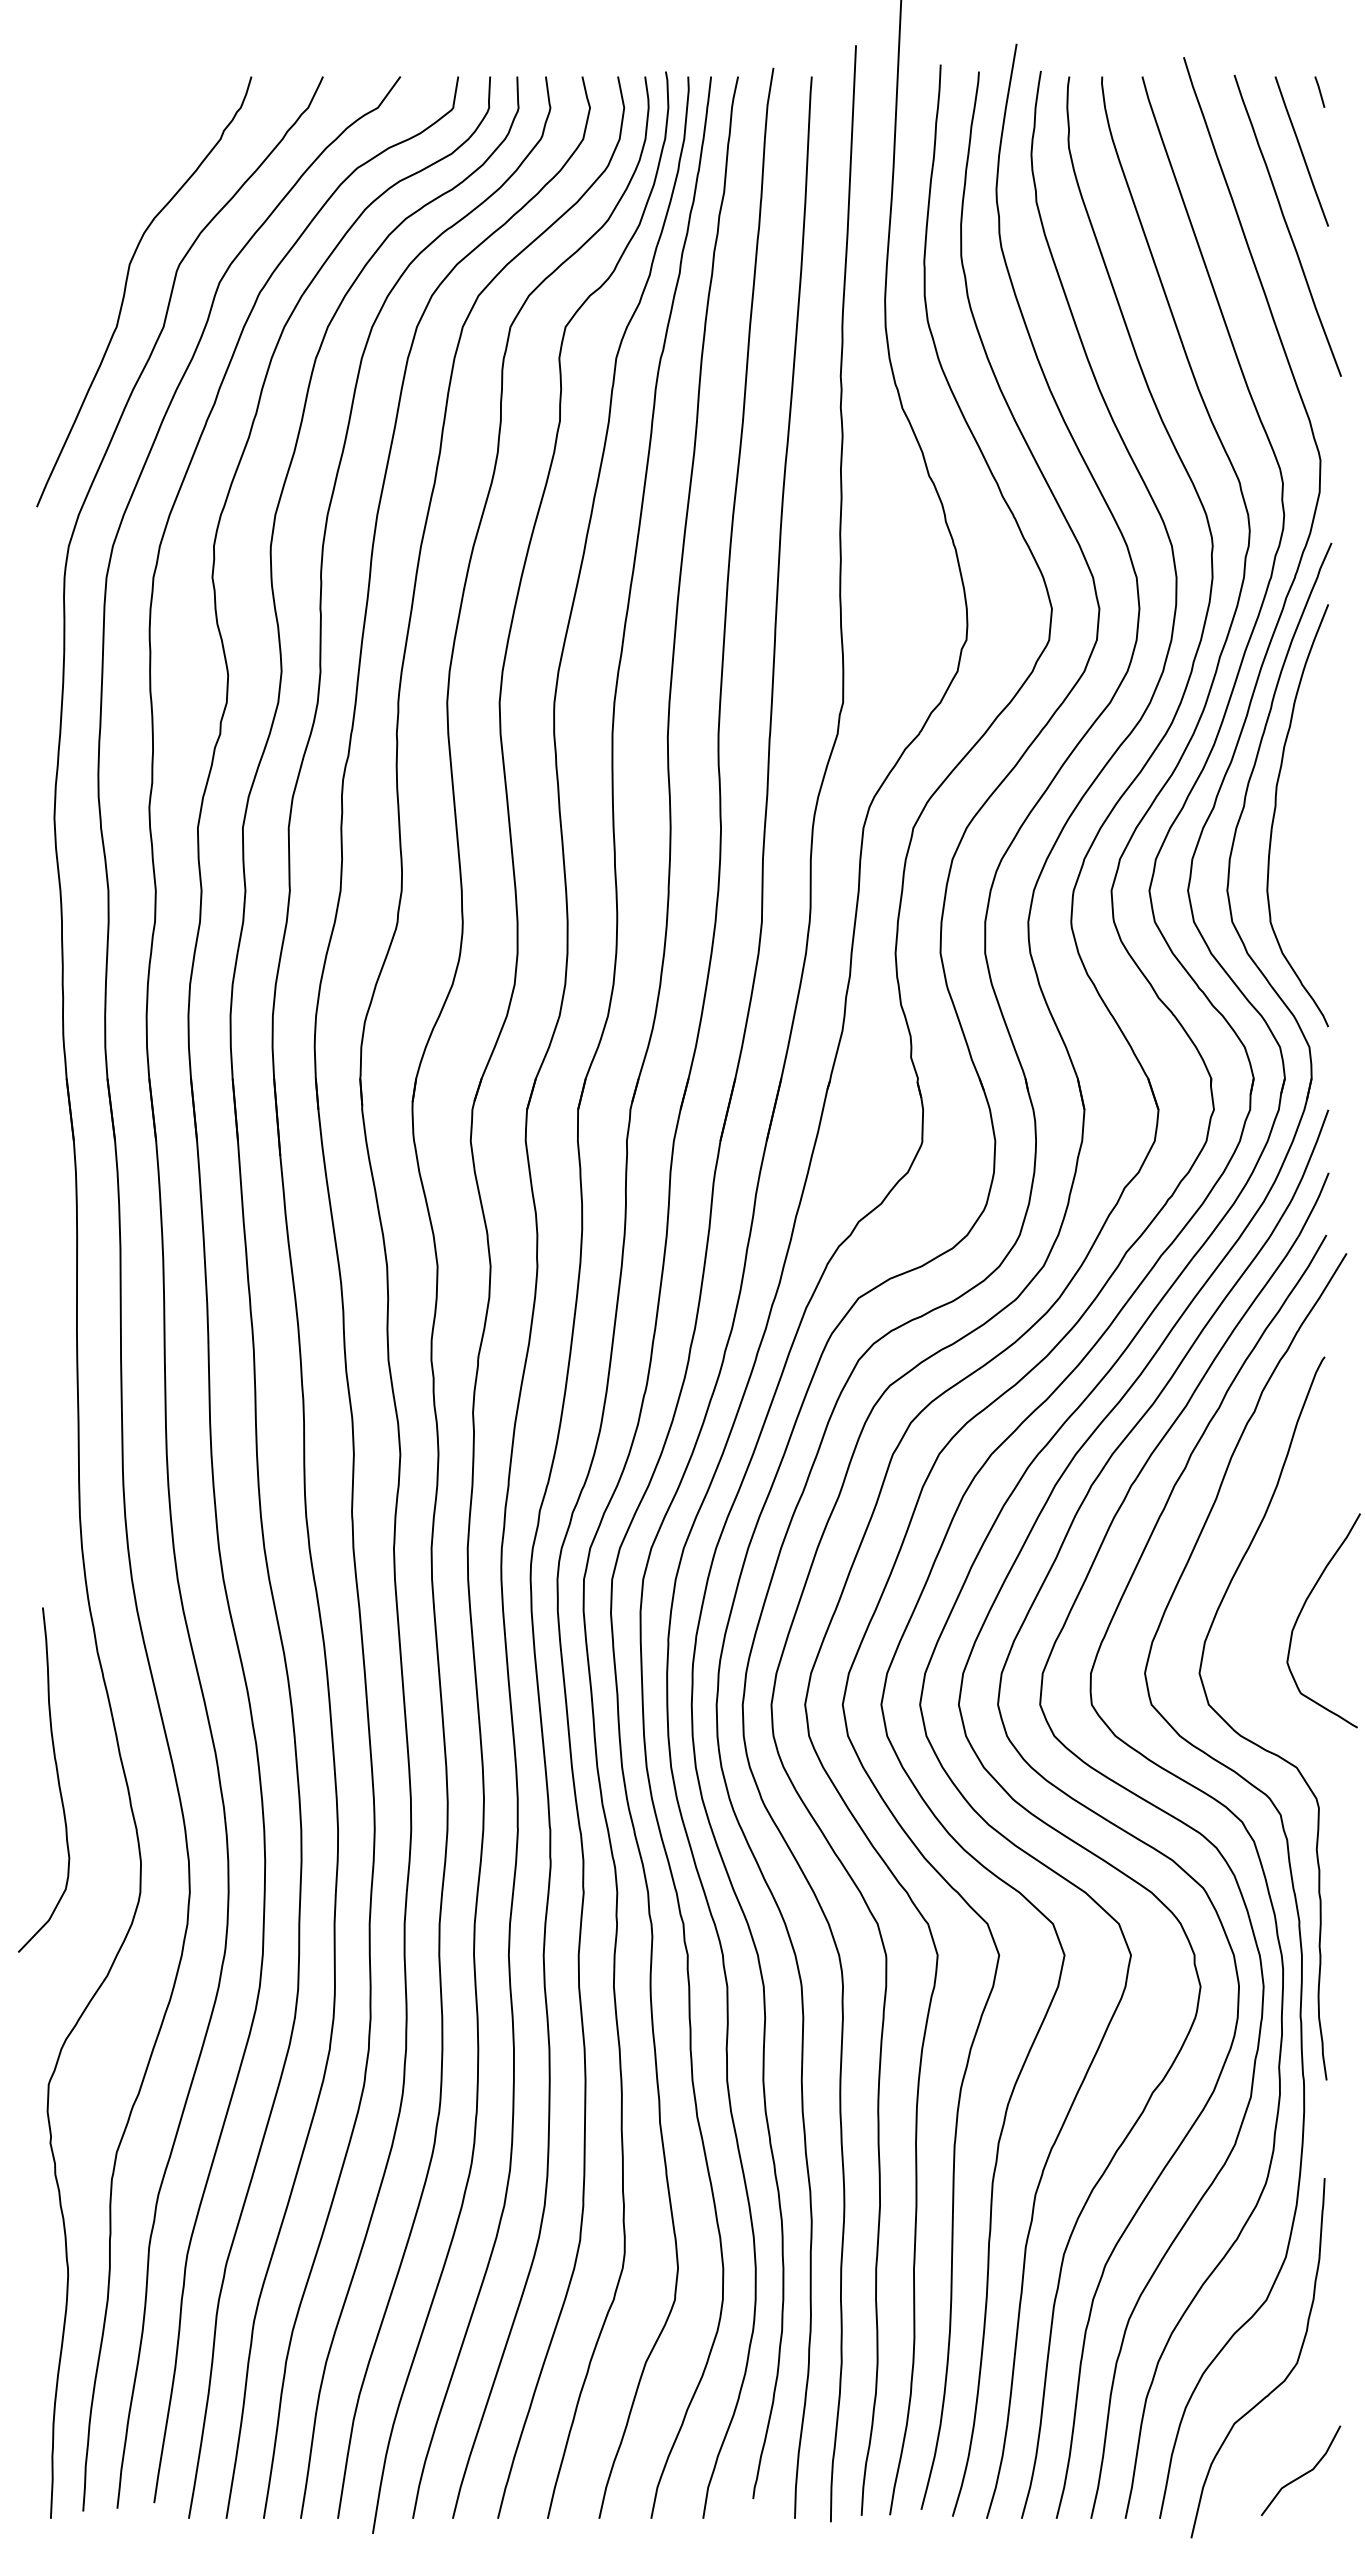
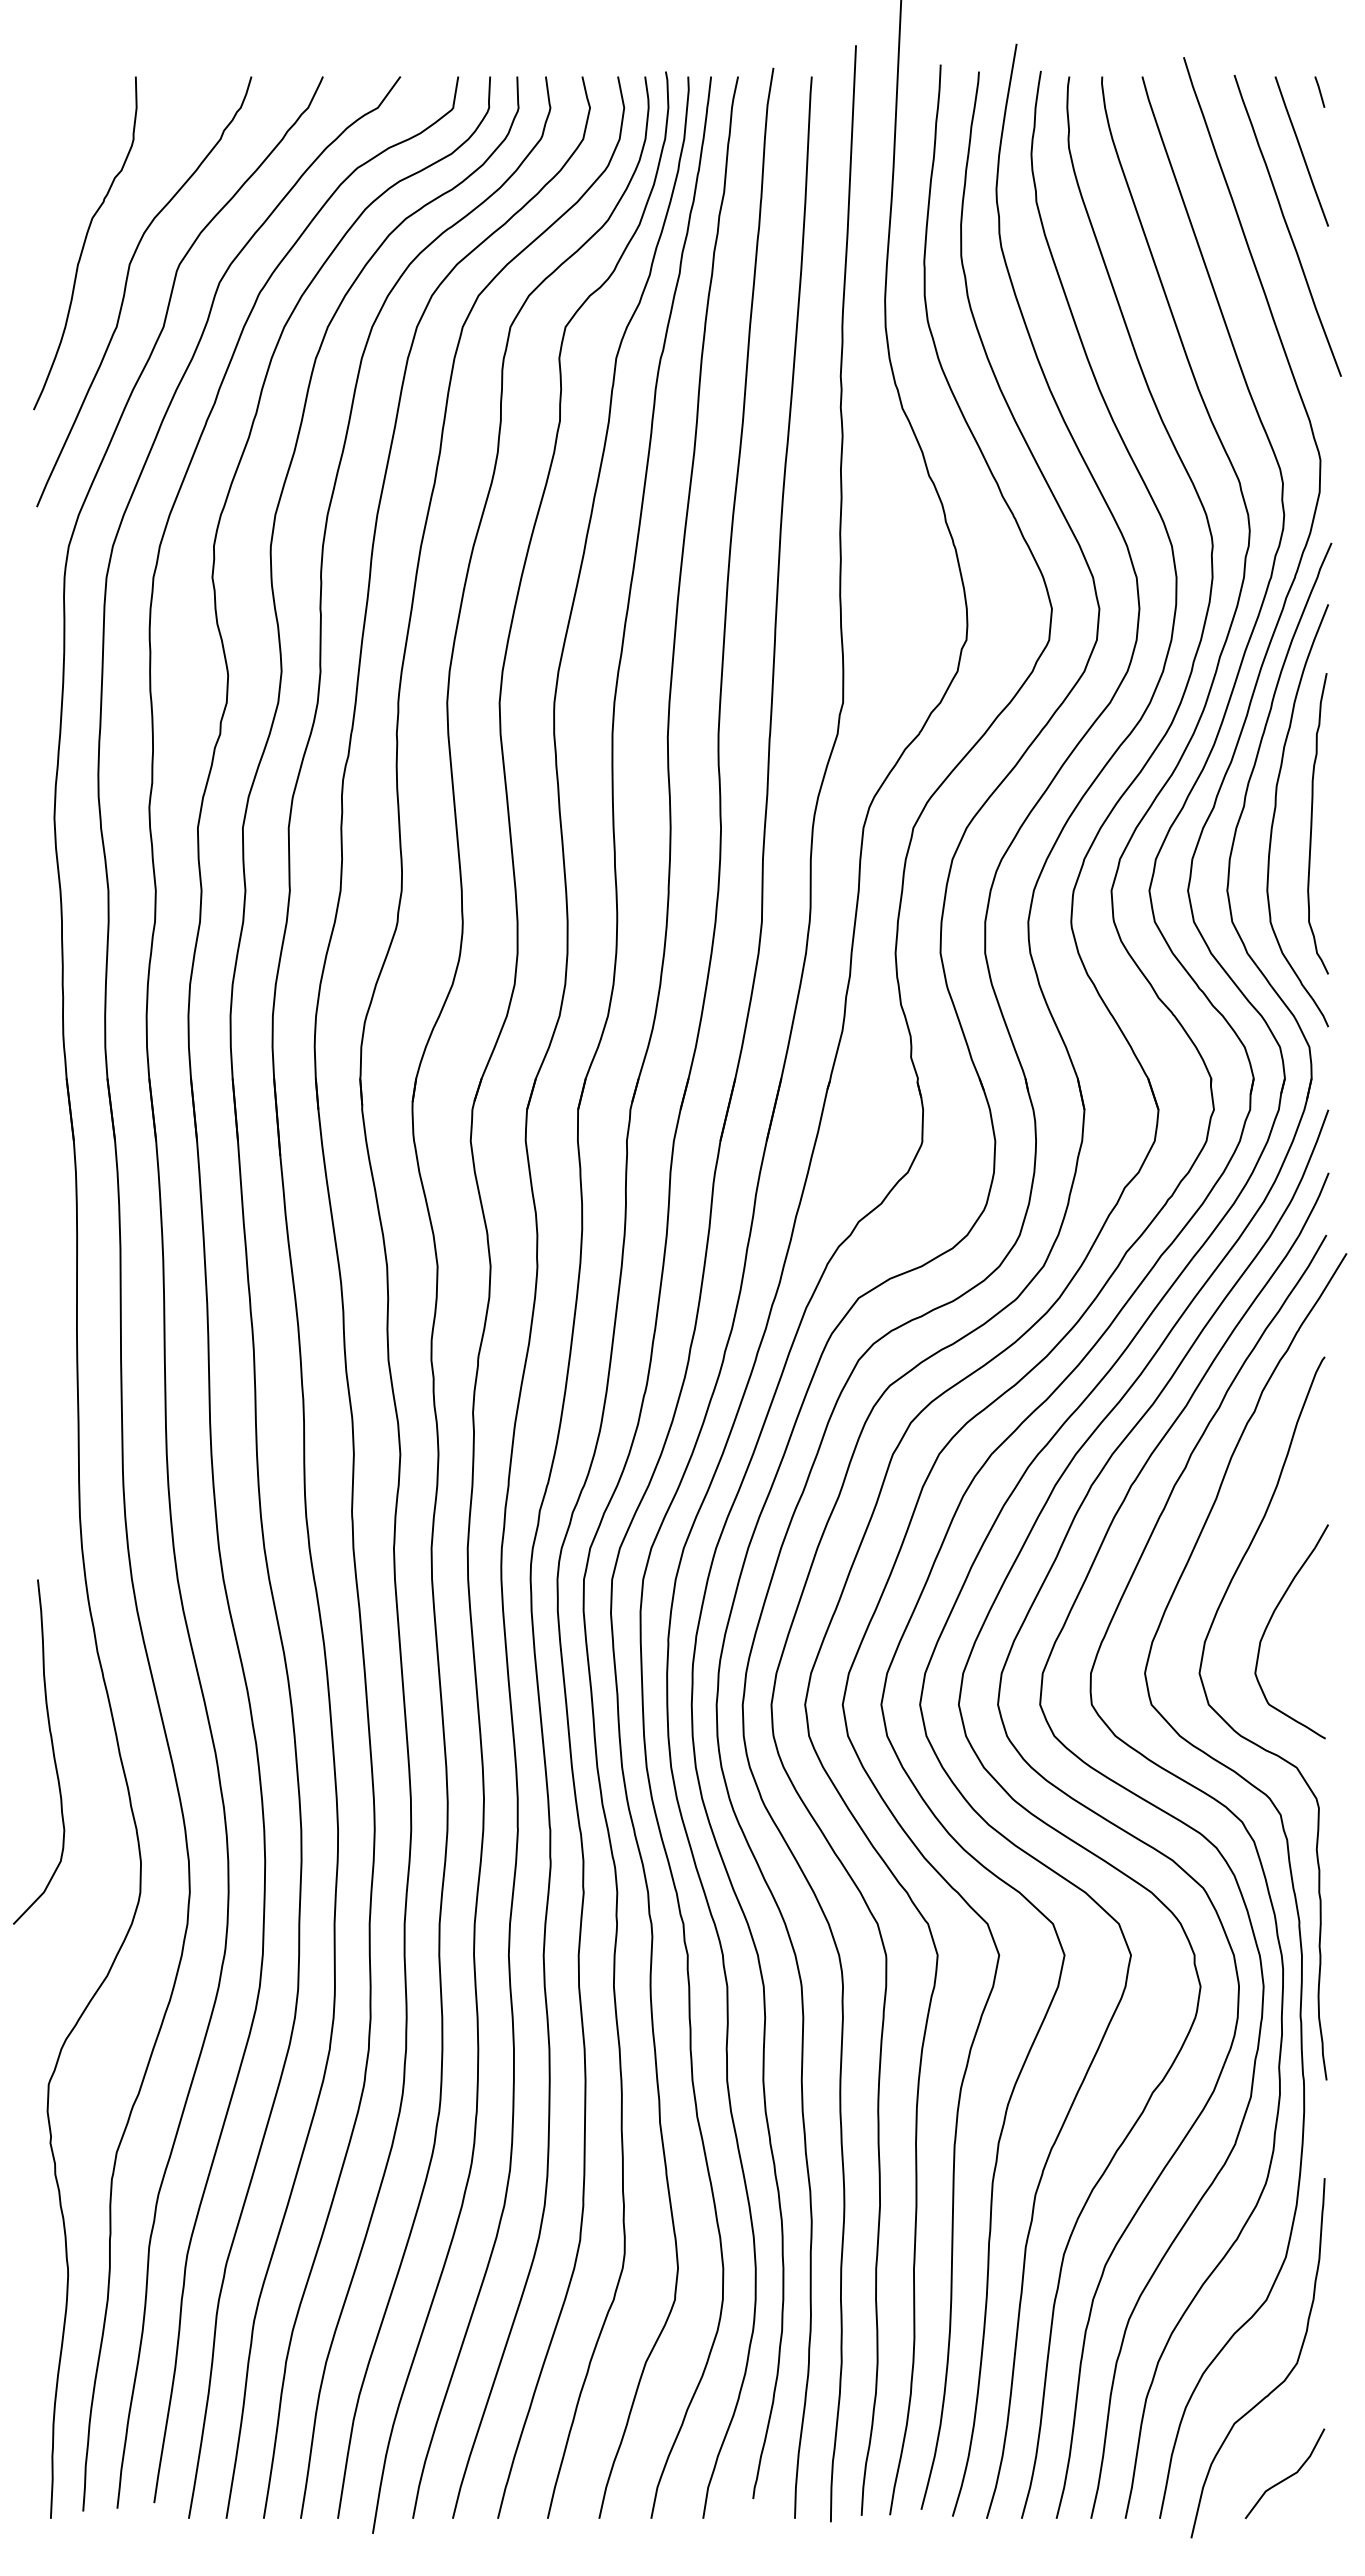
curve: none -> present (85, 243)
curve: none -> present (1312, 823)
curve position: (1302, 1610) -> (1270, 1621) (1270, 1621)
curve position: (56, 1774) -> (51, 1746) (51, 1746)
curve position: (1302, 2474) -> (1286, 2477) (1286, 2477)
